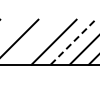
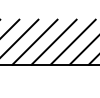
line: none -> present (10, 27)
line: none -> present (34, 41)
line: dashed -> solid (73, 42)
